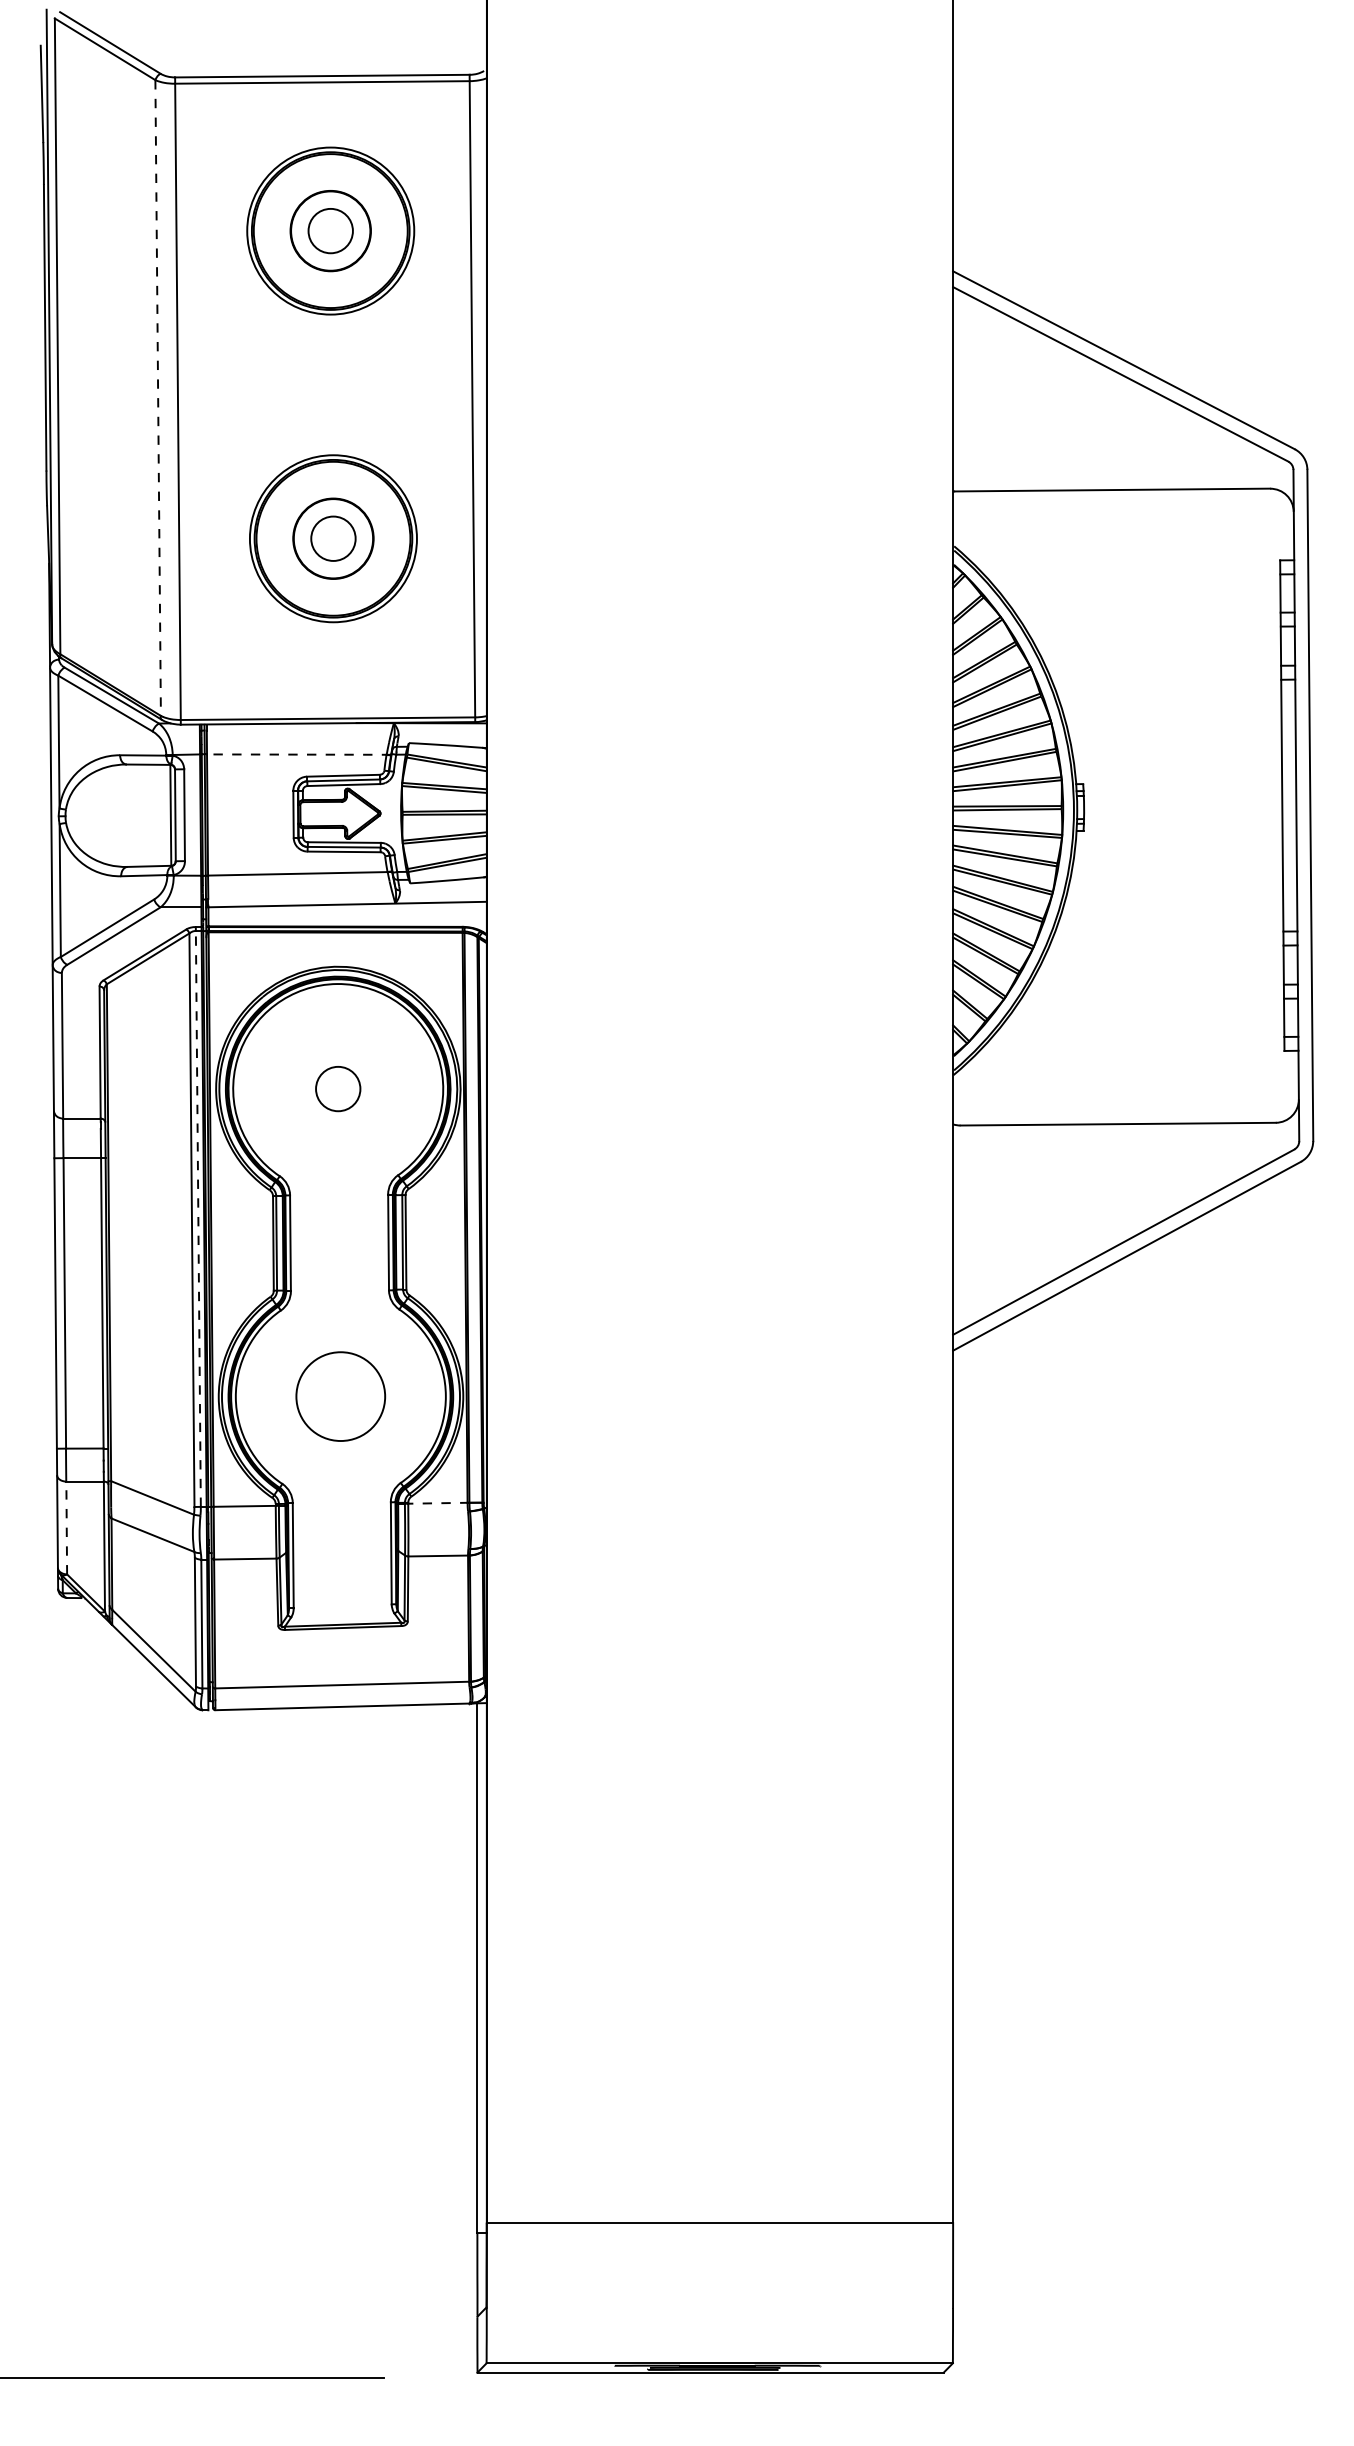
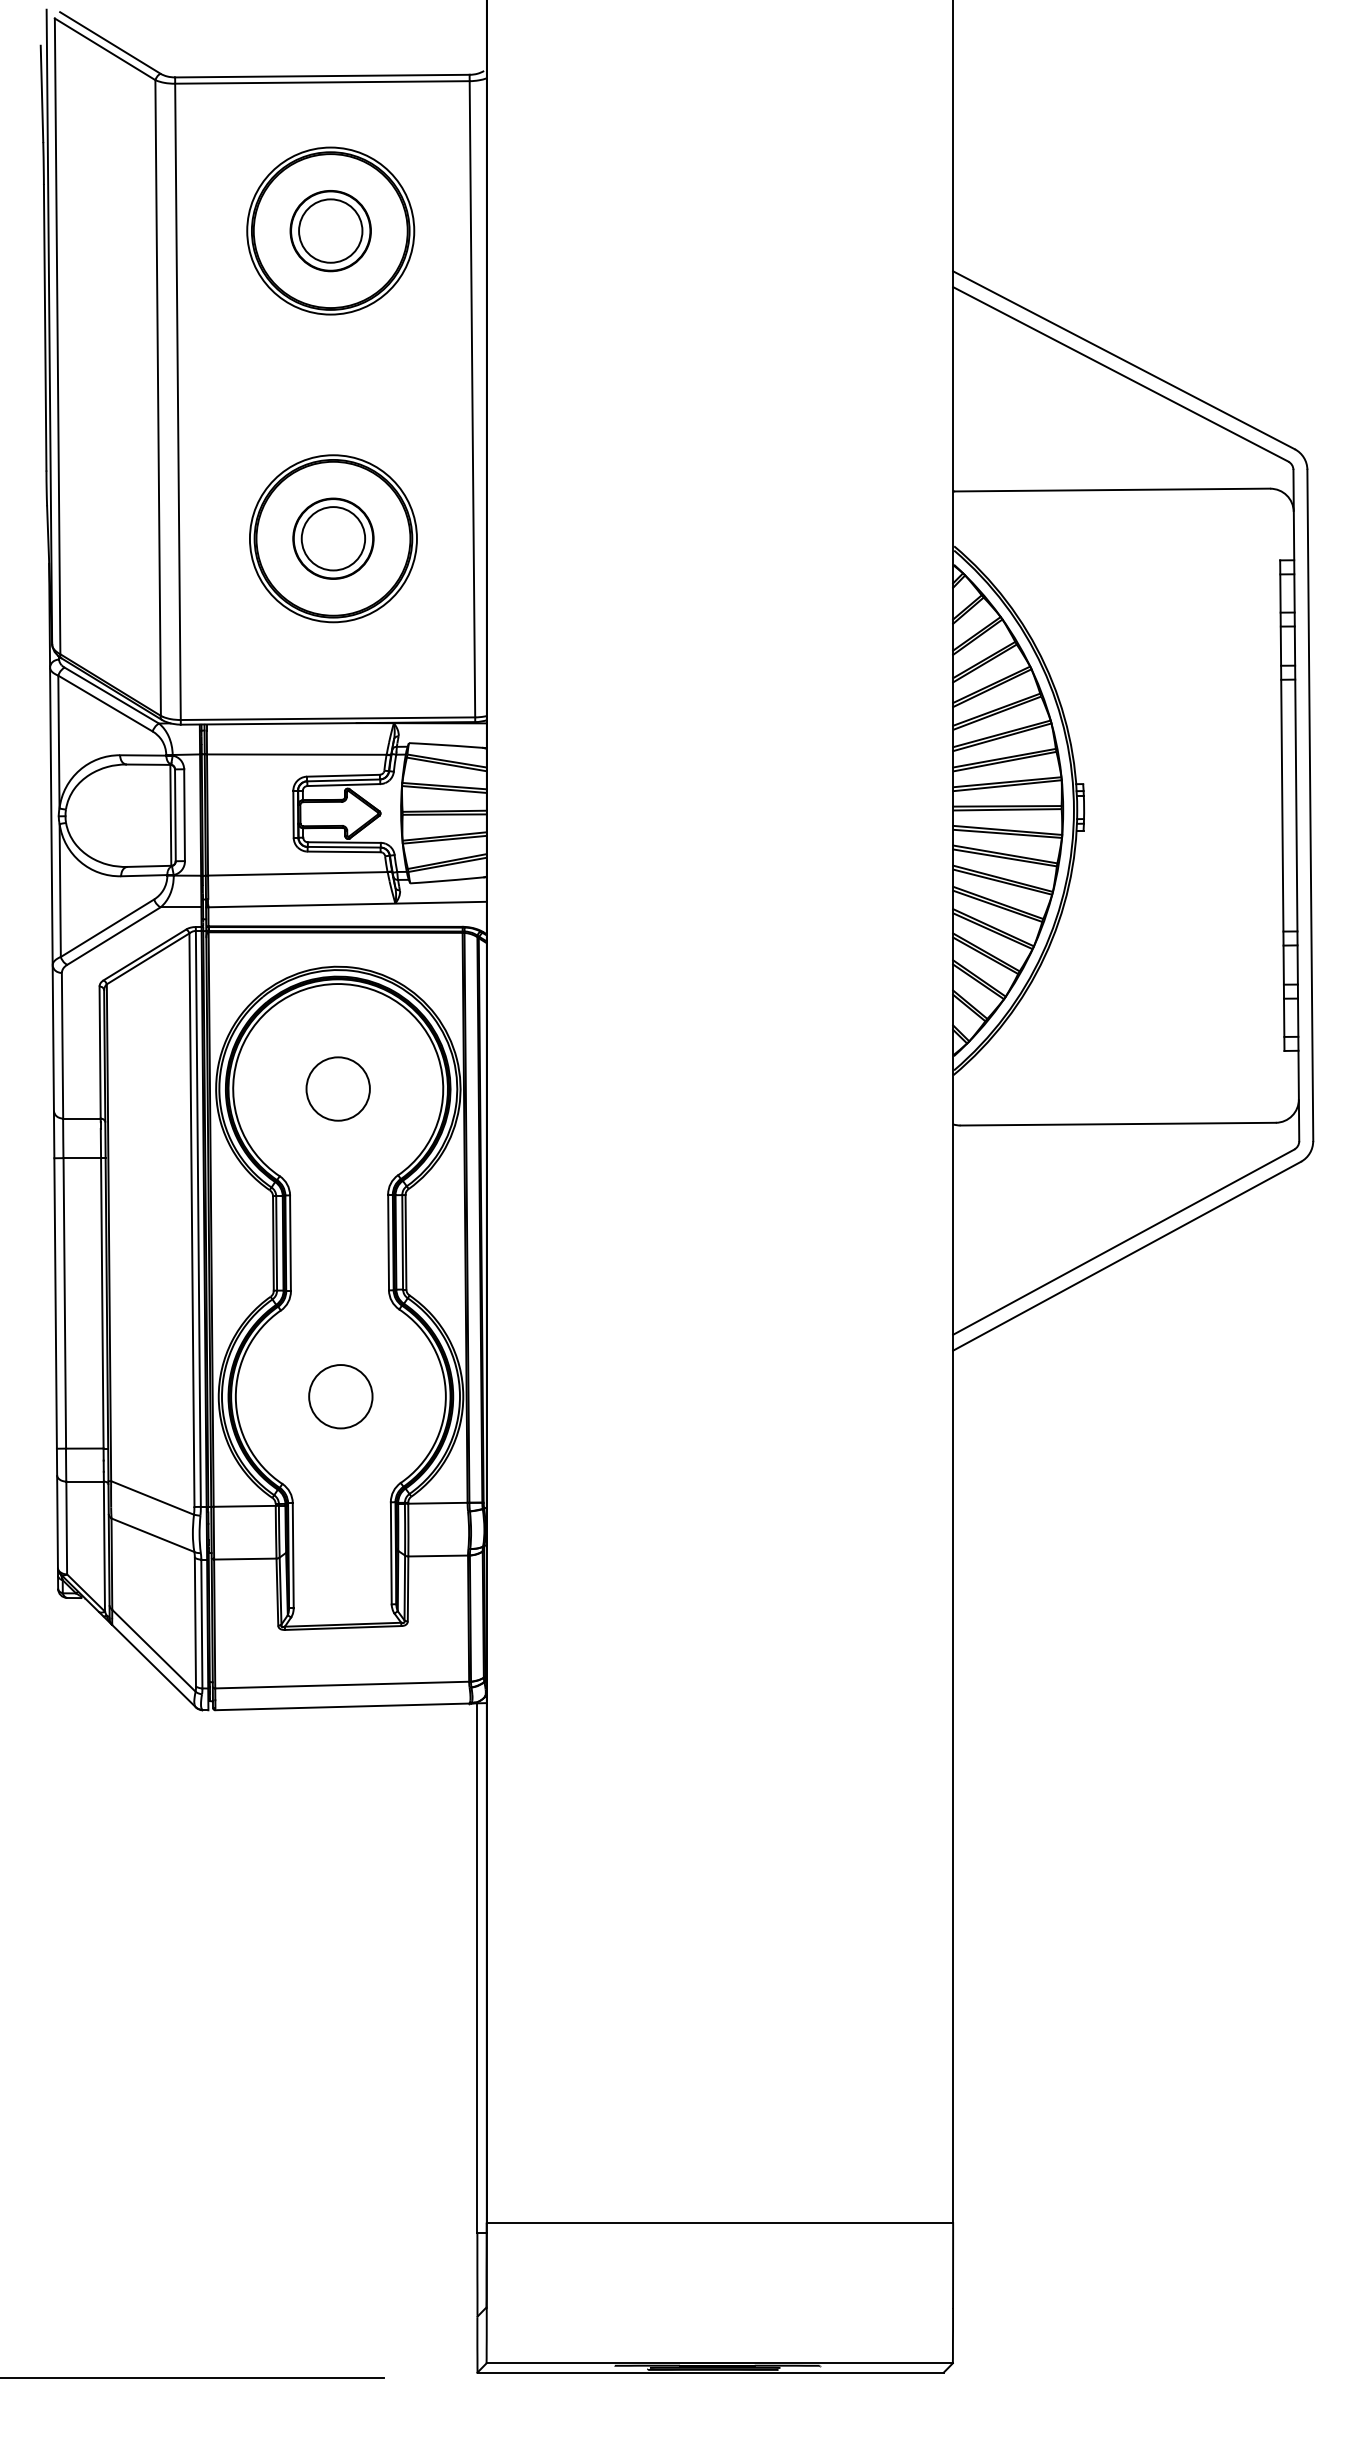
circle diameter: 44 px -> 63 px (330, 230)
line: dashed -> solid (158, 398)
circle diameter: 44 px -> 63 px (333, 538)
line: dashed -> solid (297, 754)
circle diameter: 44 px -> 63 px (337, 1088)
line: dashed -> solid (198, 1218)
circle size: 92x91 px -> 66x66 px (340, 1396)
line: dashed -> solid (438, 1503)
line: dashed -> solid (66, 1527)
